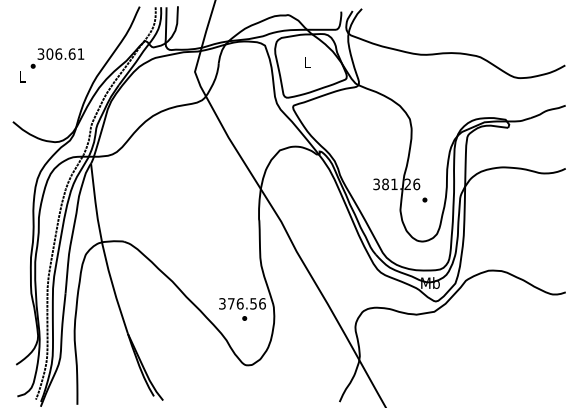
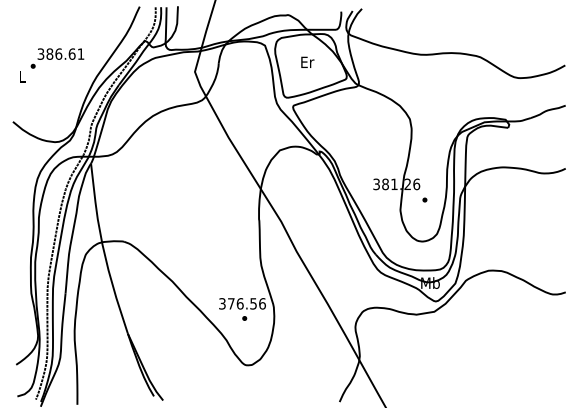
text: 306.61 -> 386.61 (49, 53)
text: L -> Er (307, 61)
